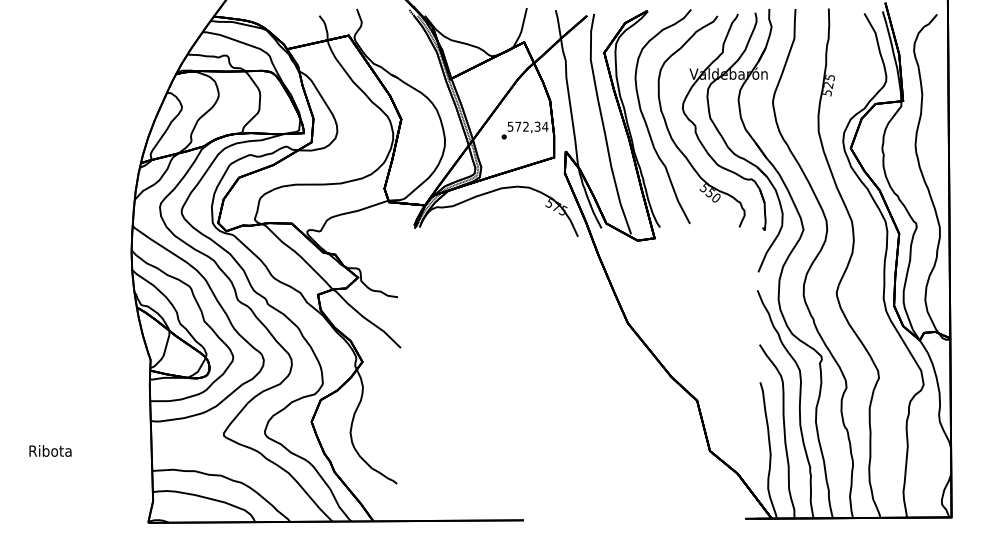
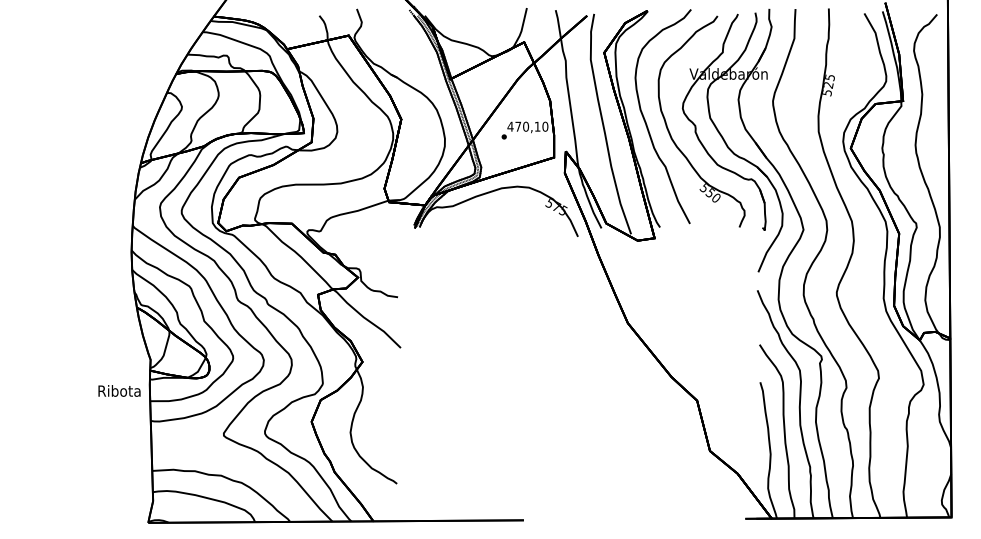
text: 572,34 -> 470,10 (527, 126)
text position: (50, 450) -> (119, 390) (119, 390)
